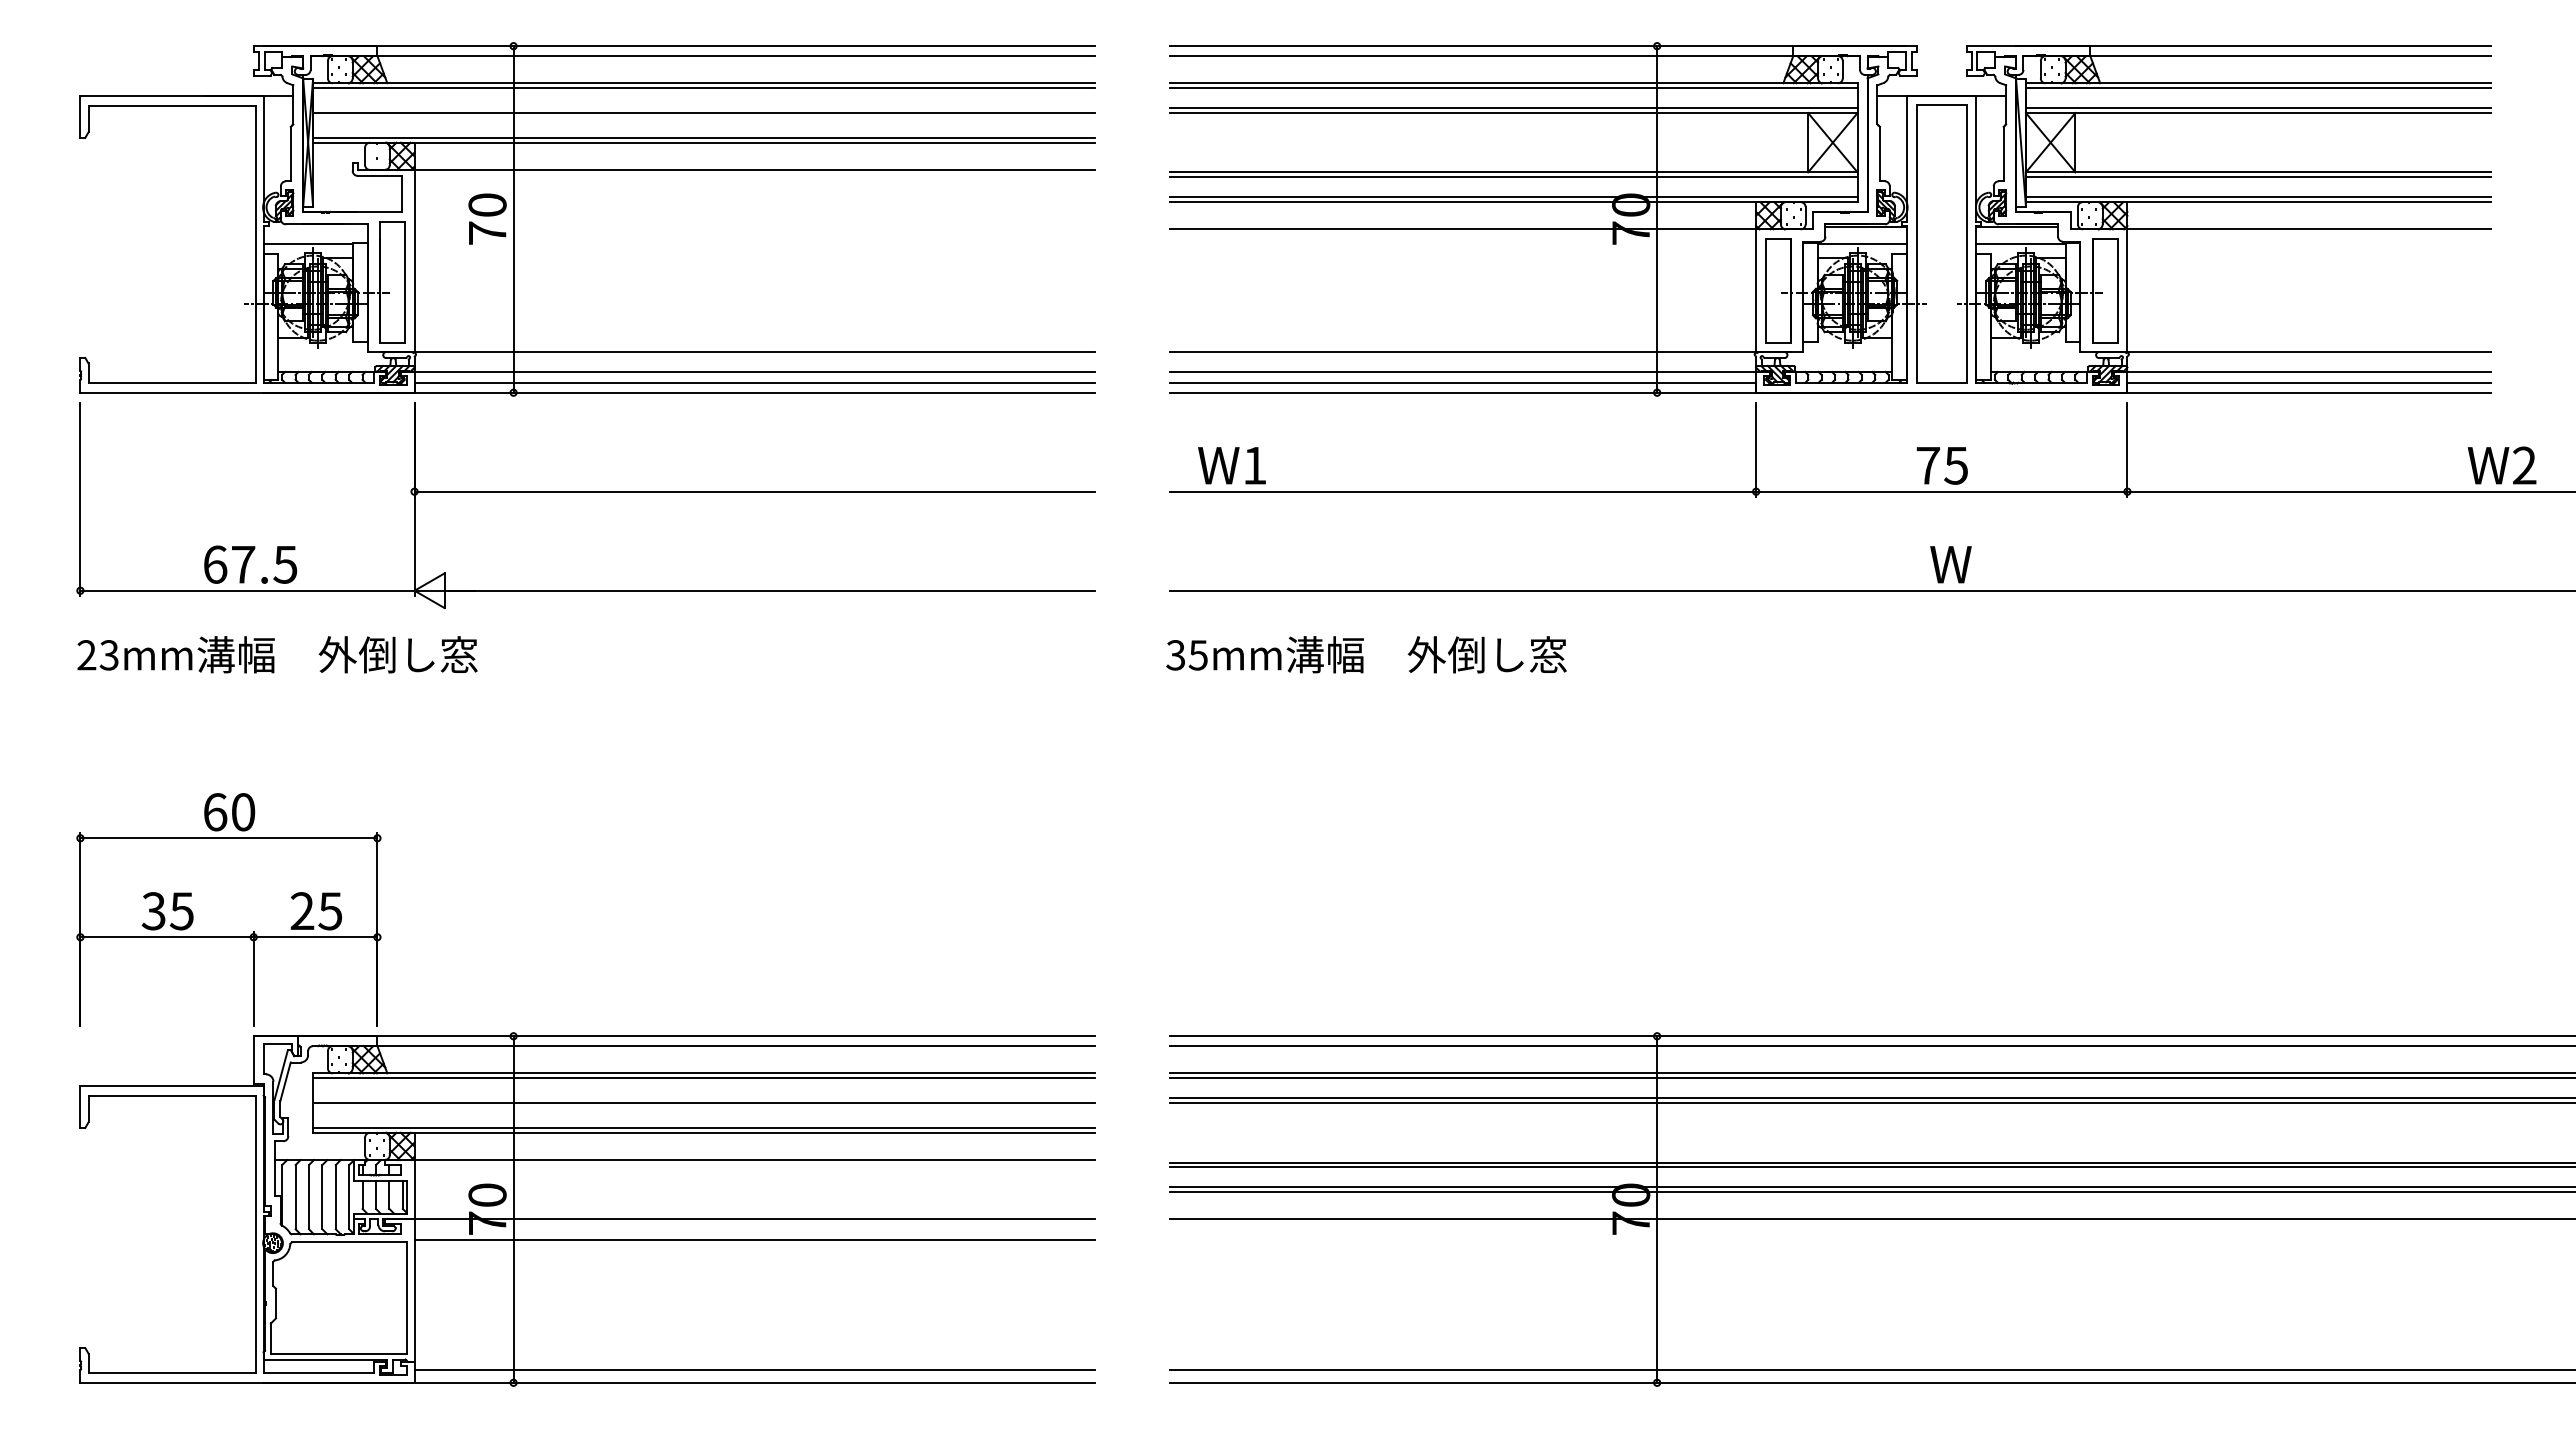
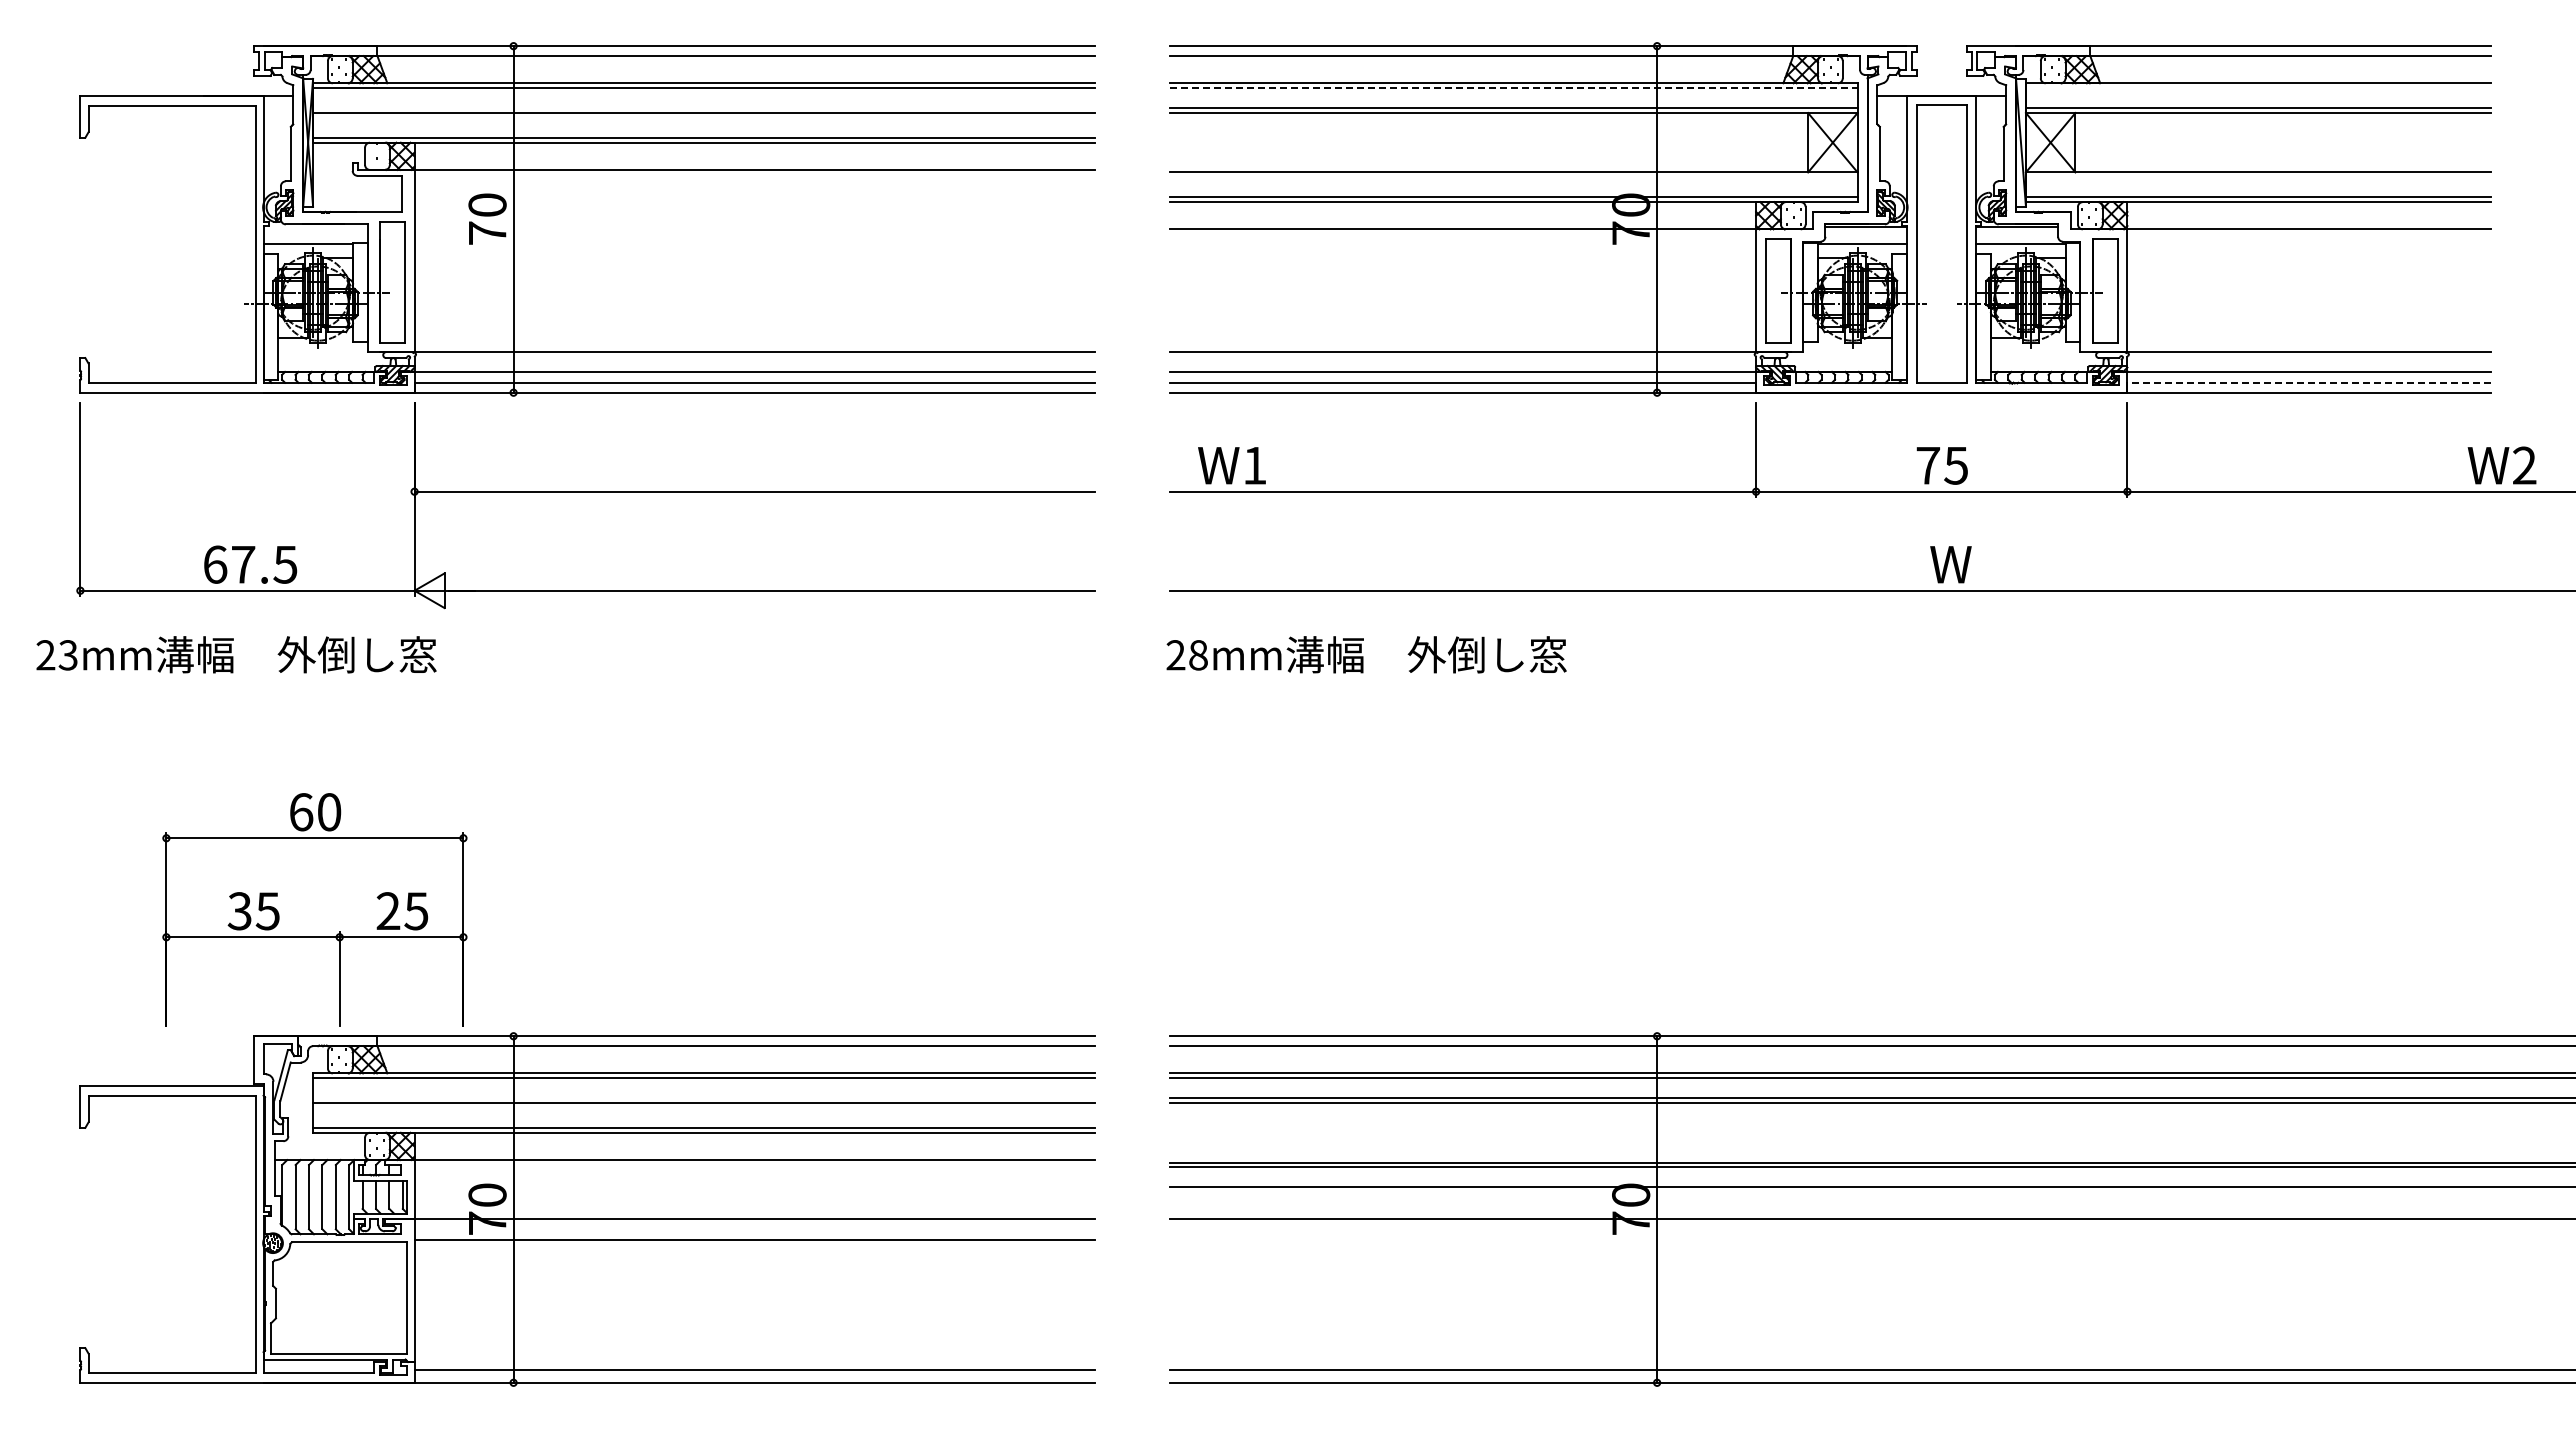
line: solid -> dashed (1514, 88)
line: present -> none (2258, 88)
line: present -> none (1513, 177)
line: present -> none (2258, 177)
line: solid -> dashed (2309, 382)
text position: (277, 654) -> (236, 654) (236, 654)
text: 35mm -> 28mm (1186, 655)
part position: (228, 909) -> (314, 909) (314, 909)
line: present -> none (1870, 1192)
